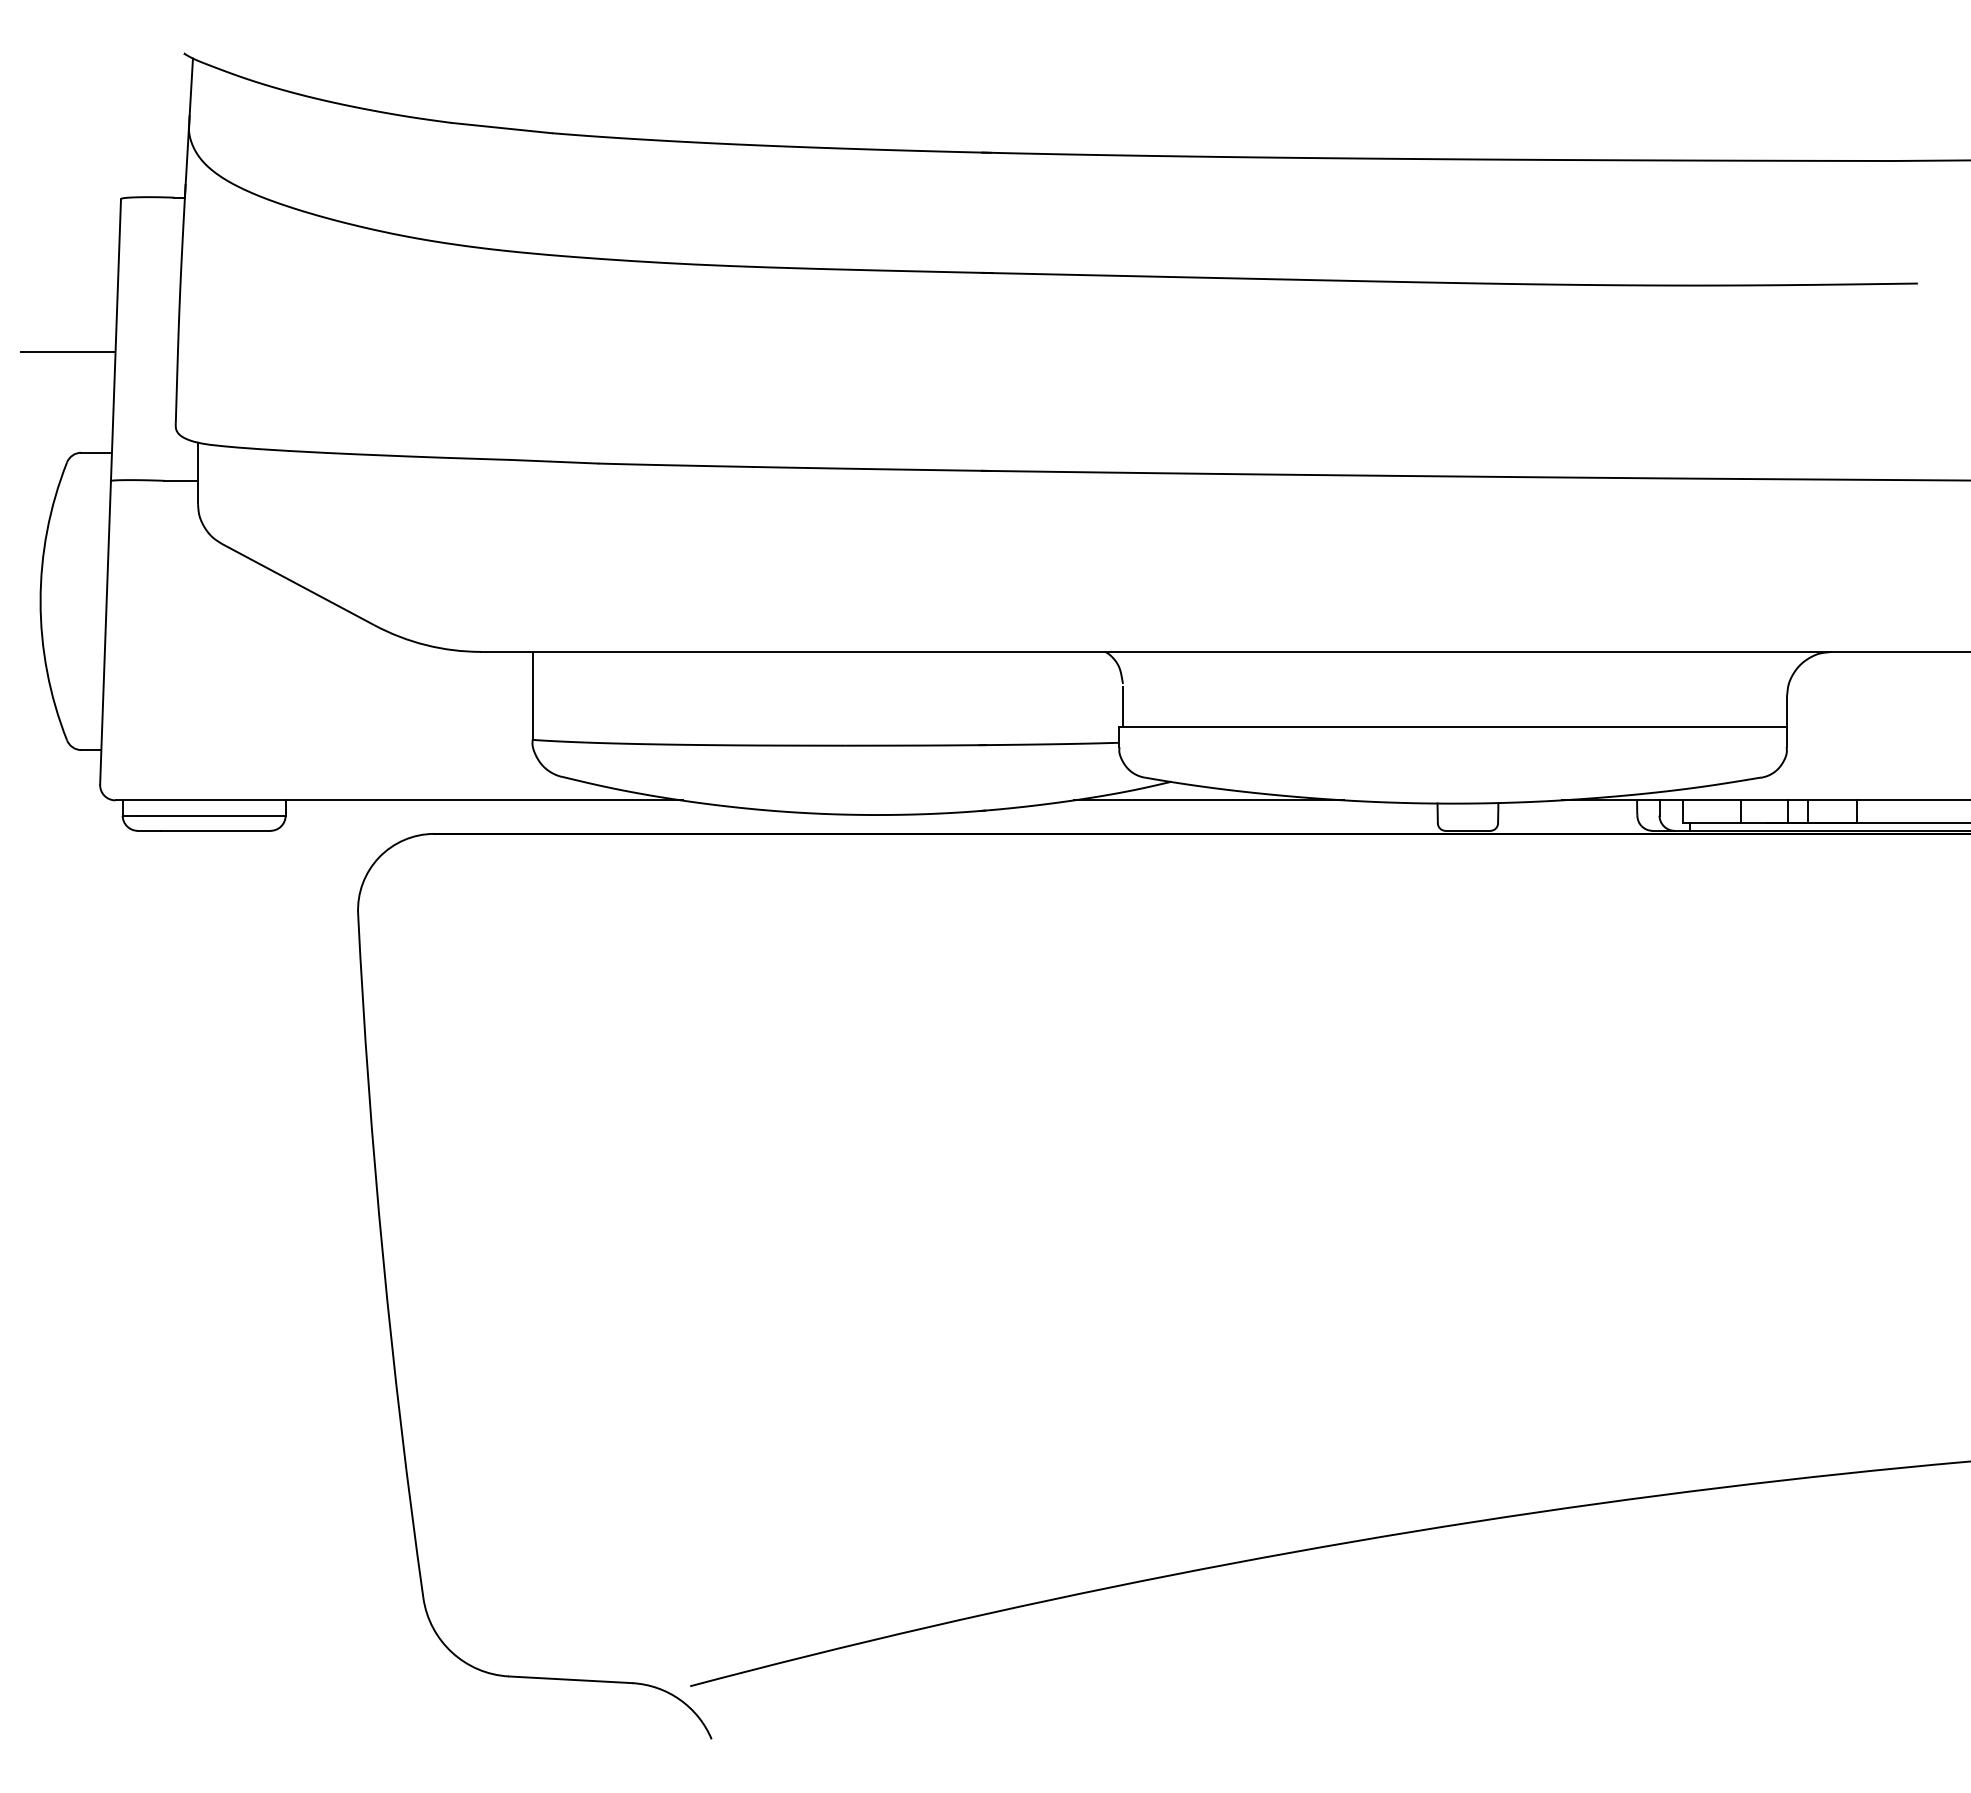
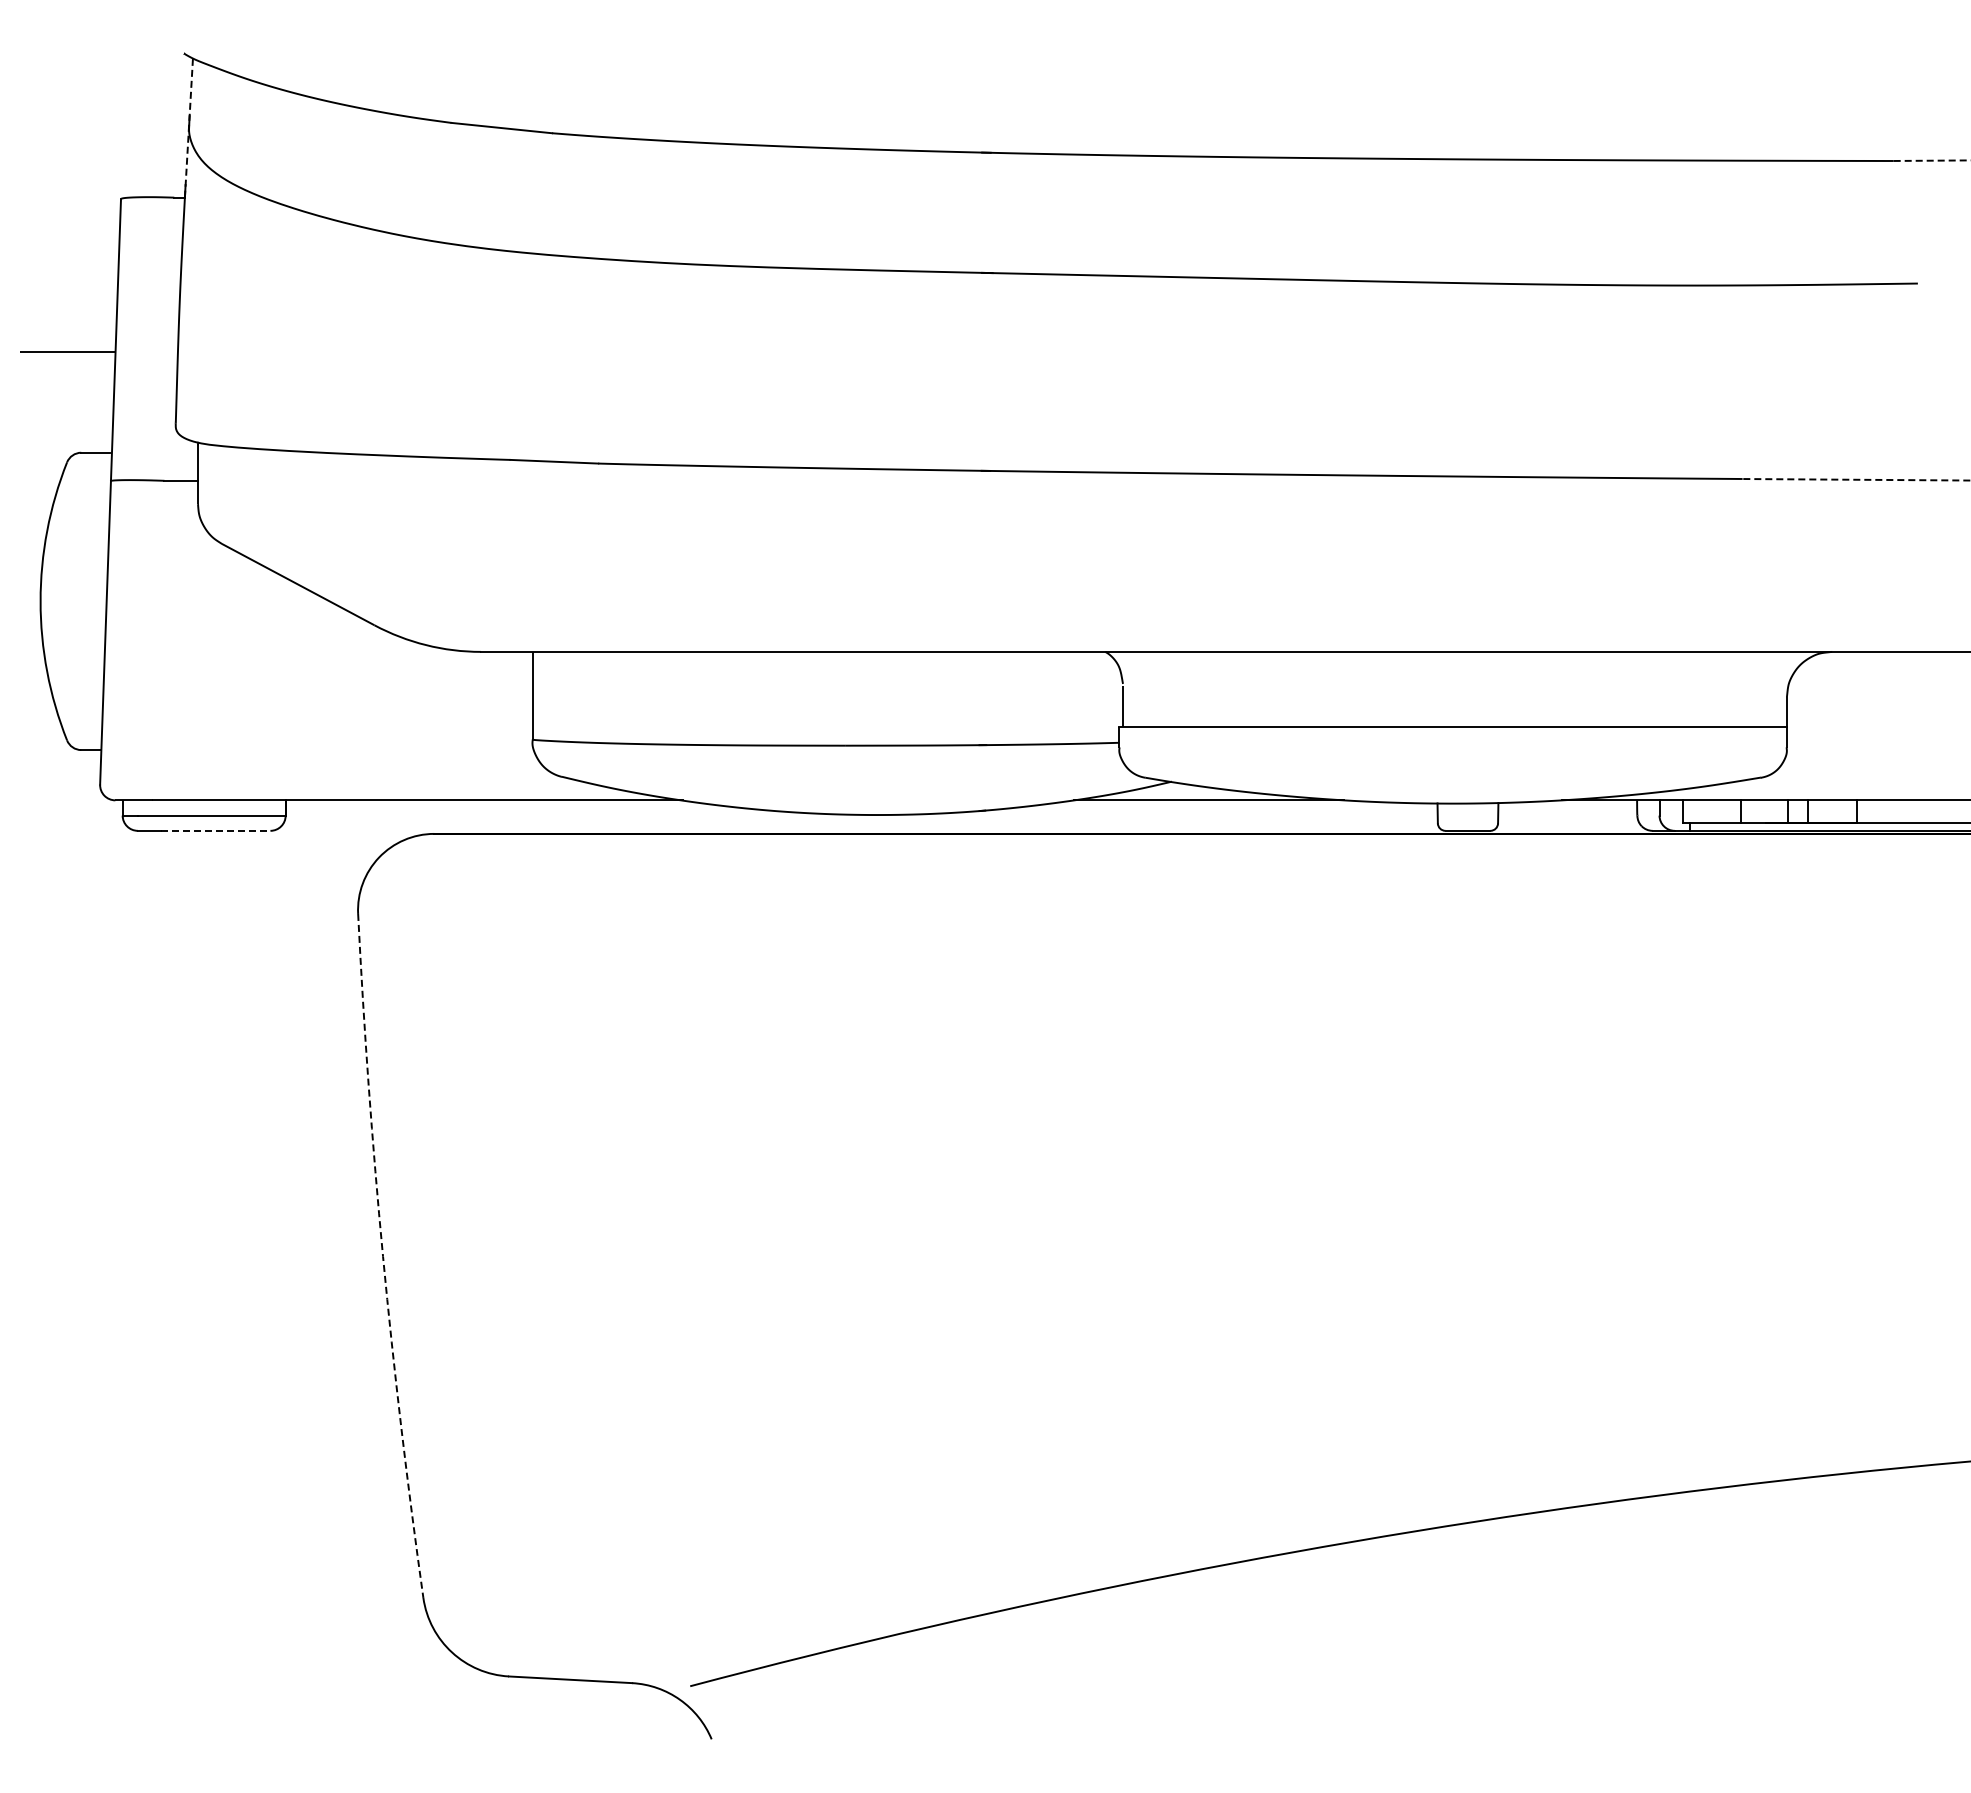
line: solid -> dashed (188, 128)
line: solid -> dashed (1932, 160)
line: solid -> dashed (1856, 479)
line: solid -> dashed (215, 830)
arc: solid -> dashed (383, 1256)
